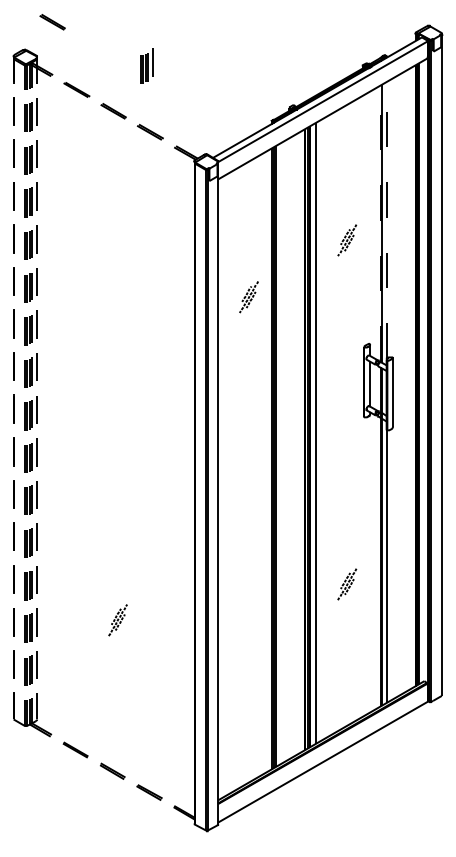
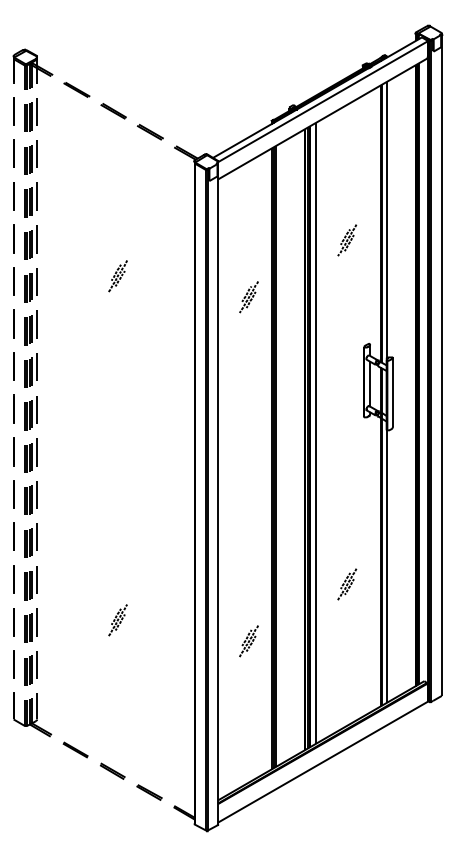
part: present -> none (52, 22)
part: present -> none (146, 65)
line: dashed -> solid (387, 219)
line: dashed -> solid (380, 223)
part: none -> present (117, 276)
part: none -> present (248, 641)
